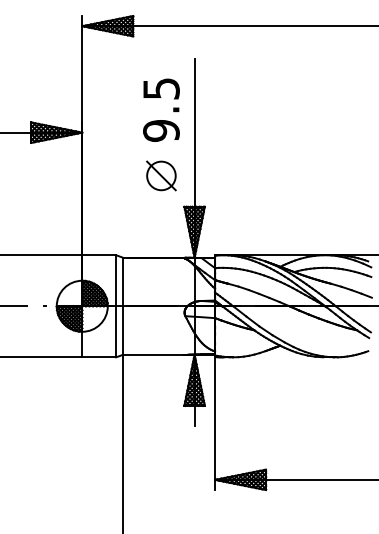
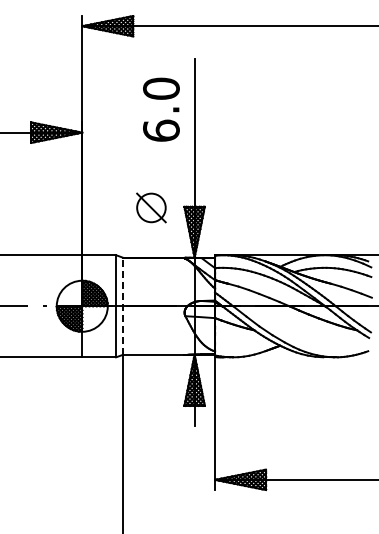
text: 9.5 -> 6.0 (161, 109)
part position: (161, 175) -> (151, 207) (151, 207)
line: solid -> dashed (123, 306)
